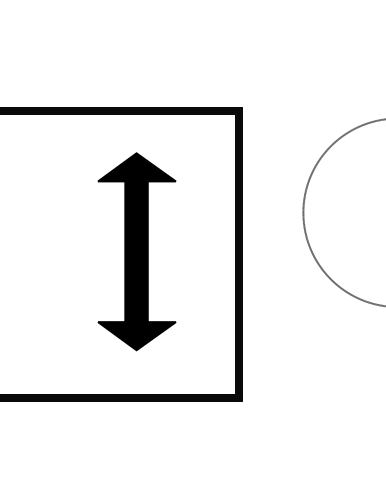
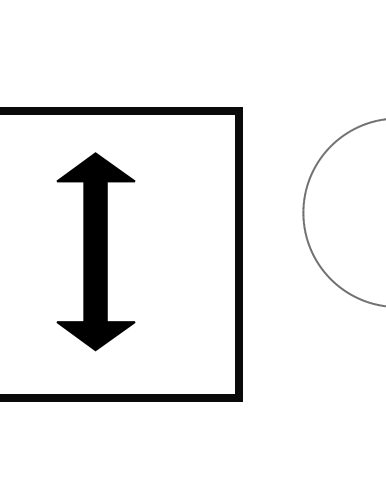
part position: (136, 251) -> (95, 251) (95, 251)
